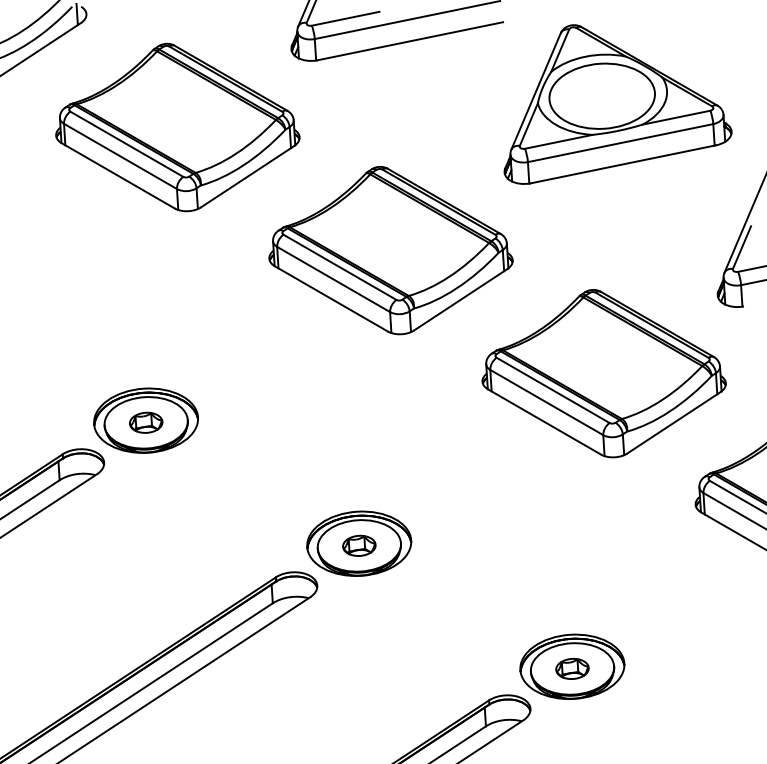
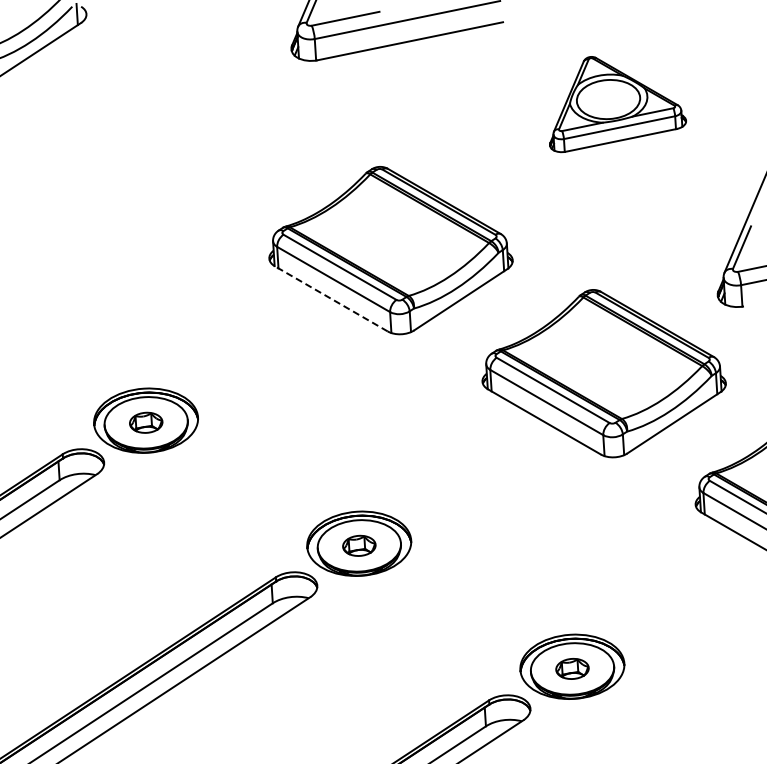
part size: 230x161 px -> 138x98 px (617, 104)
part: present -> none (177, 127)
line: solid -> dashed (330, 298)
